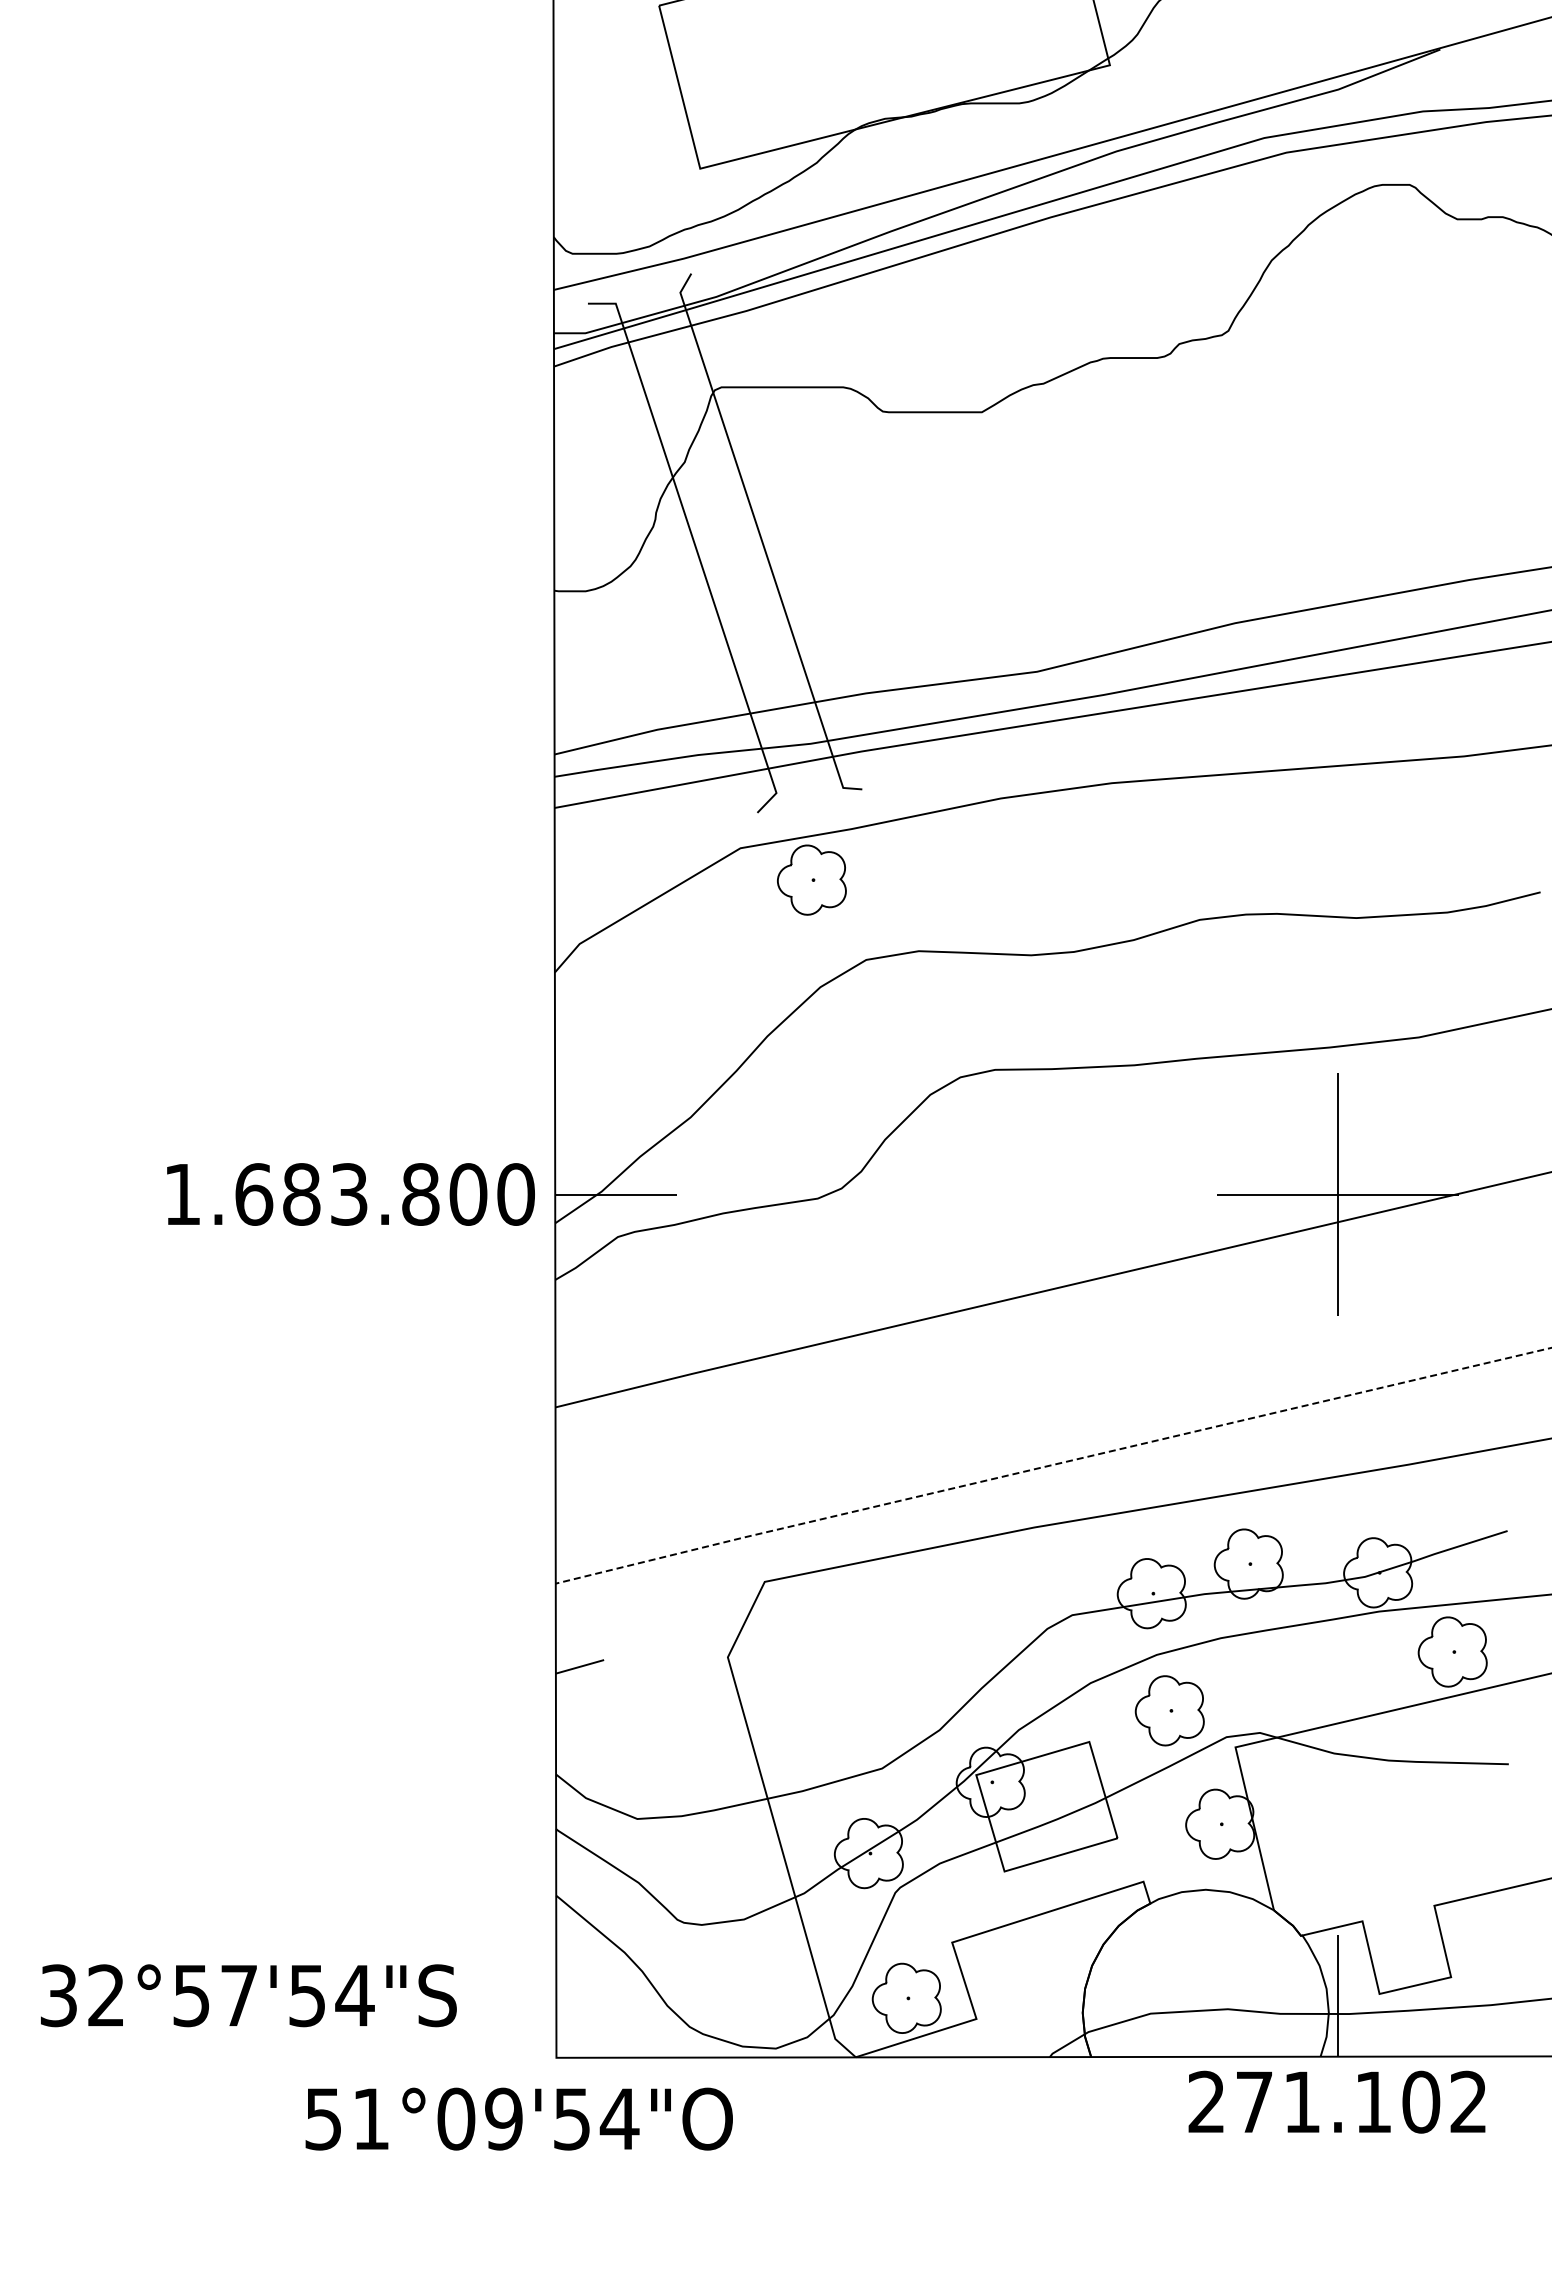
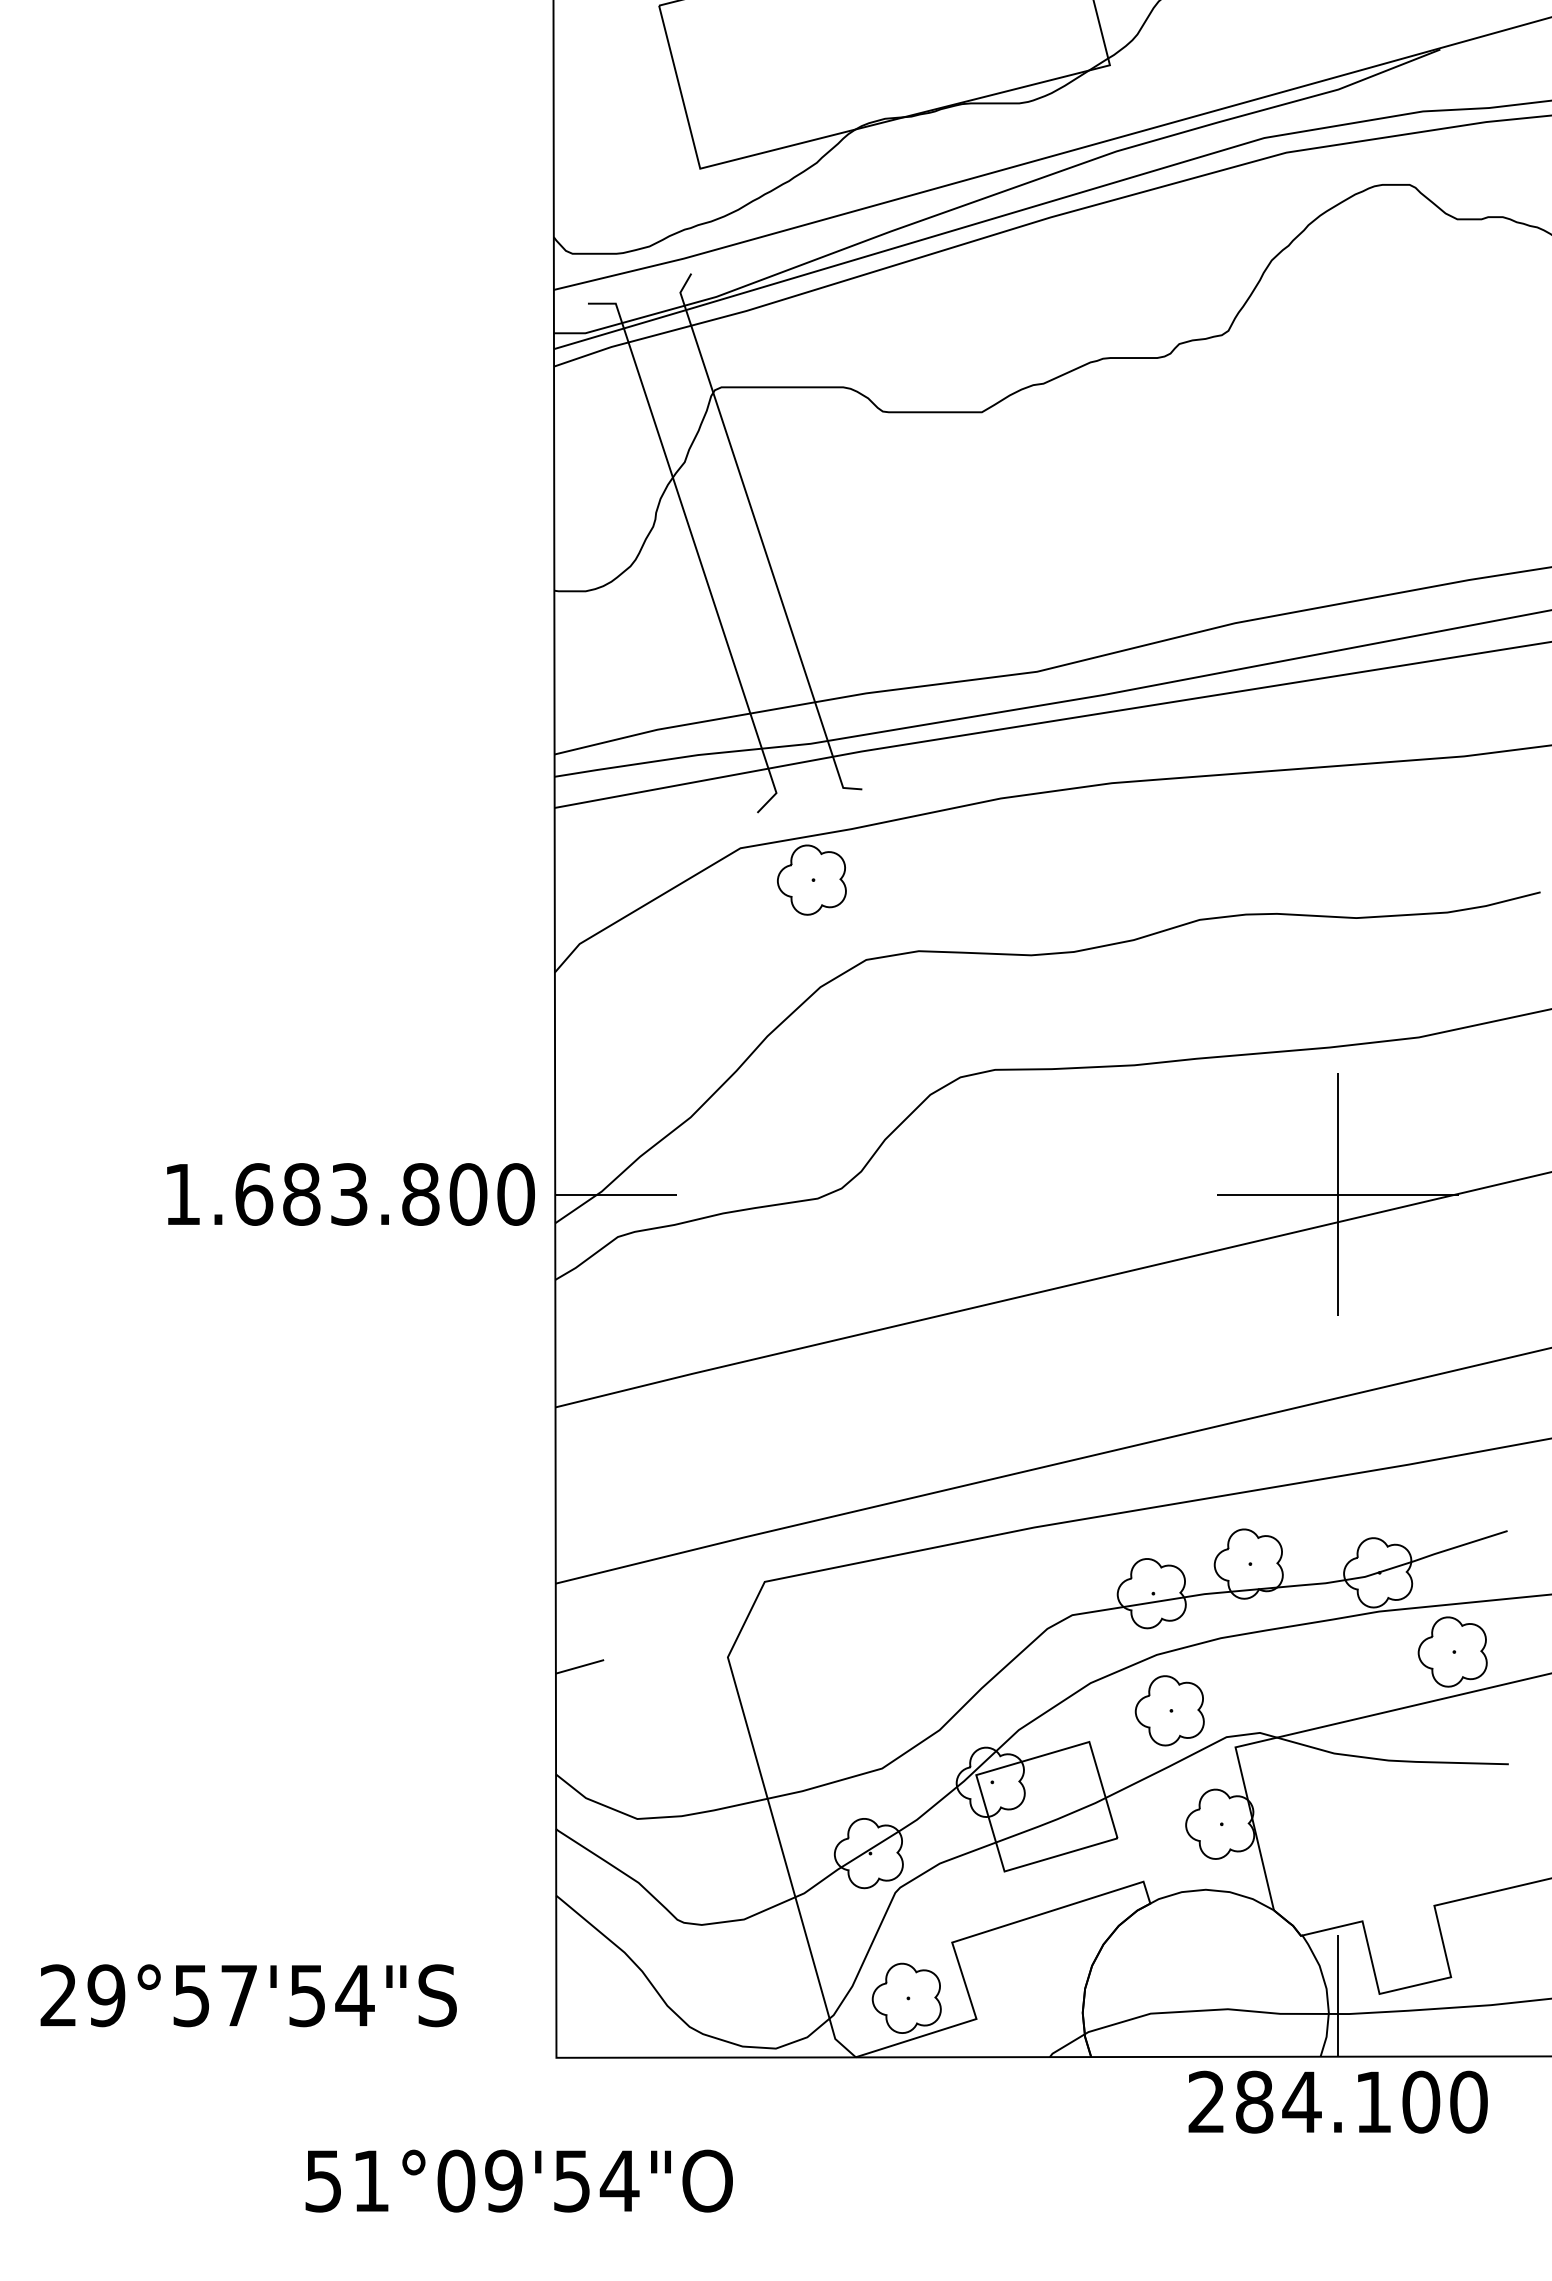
line: dashed -> solid (1052, 1465)
text: 32°57'54"S -> 29°57'54"S (82, 1995)
text: 271.102 -> 284.100 (1361, 2101)
text position: (518, 2118) -> (518, 2180) (518, 2180)
